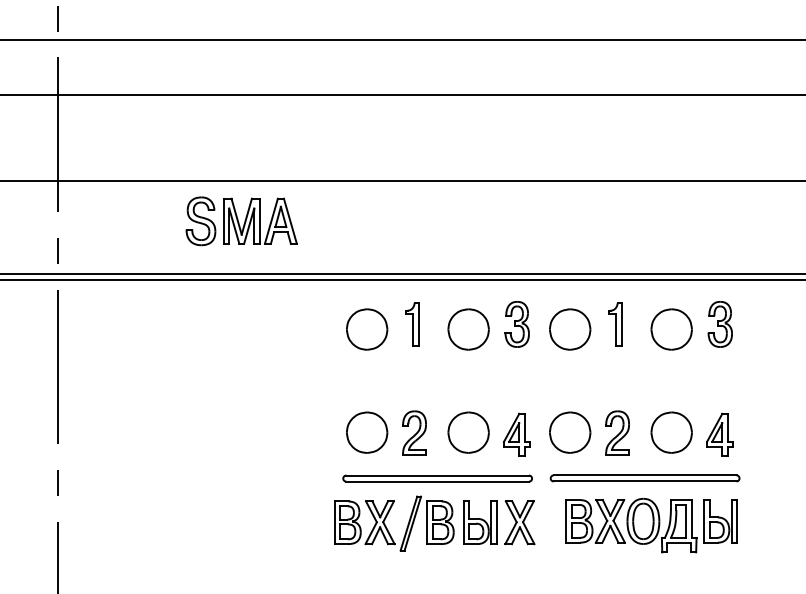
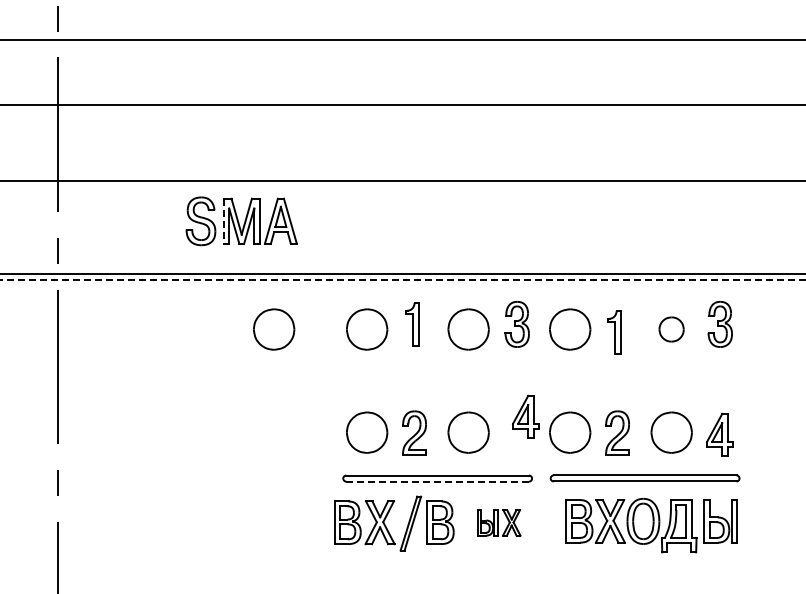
line position: (402, 95) -> (402, 105) (402, 105)
line: solid -> dashed (223, 221)
line: solid -> dashed (403, 280)
part position: (615, 324) -> (614, 332) (614, 332)
part: none -> present (274, 329)
part size: 43x43 px -> 27x27 px (671, 329)
part position: (516, 434) -> (525, 416) (525, 416)
line: solid -> dashed (438, 481)
part size: 73x46 px -> 45x28 px (499, 522)
